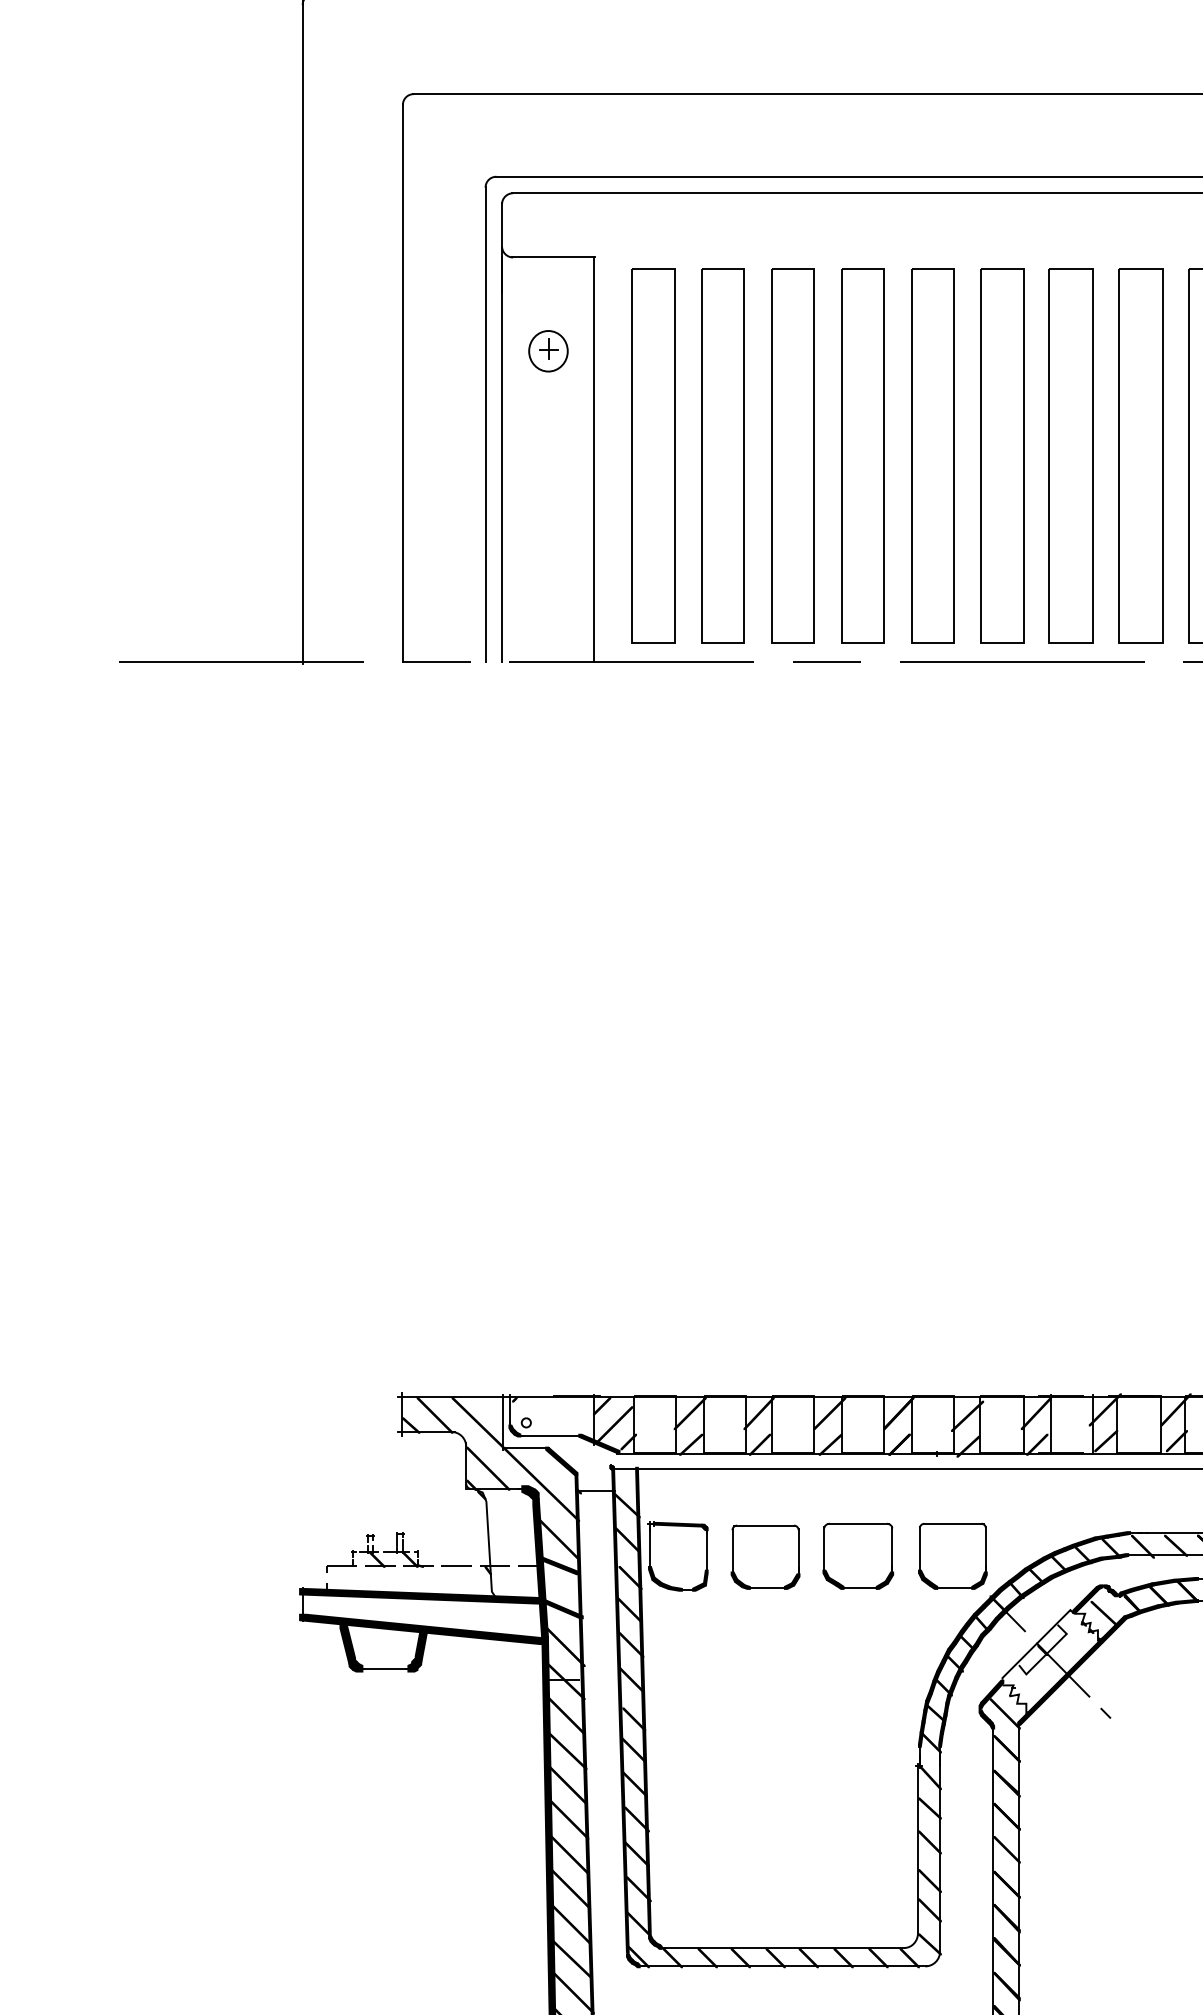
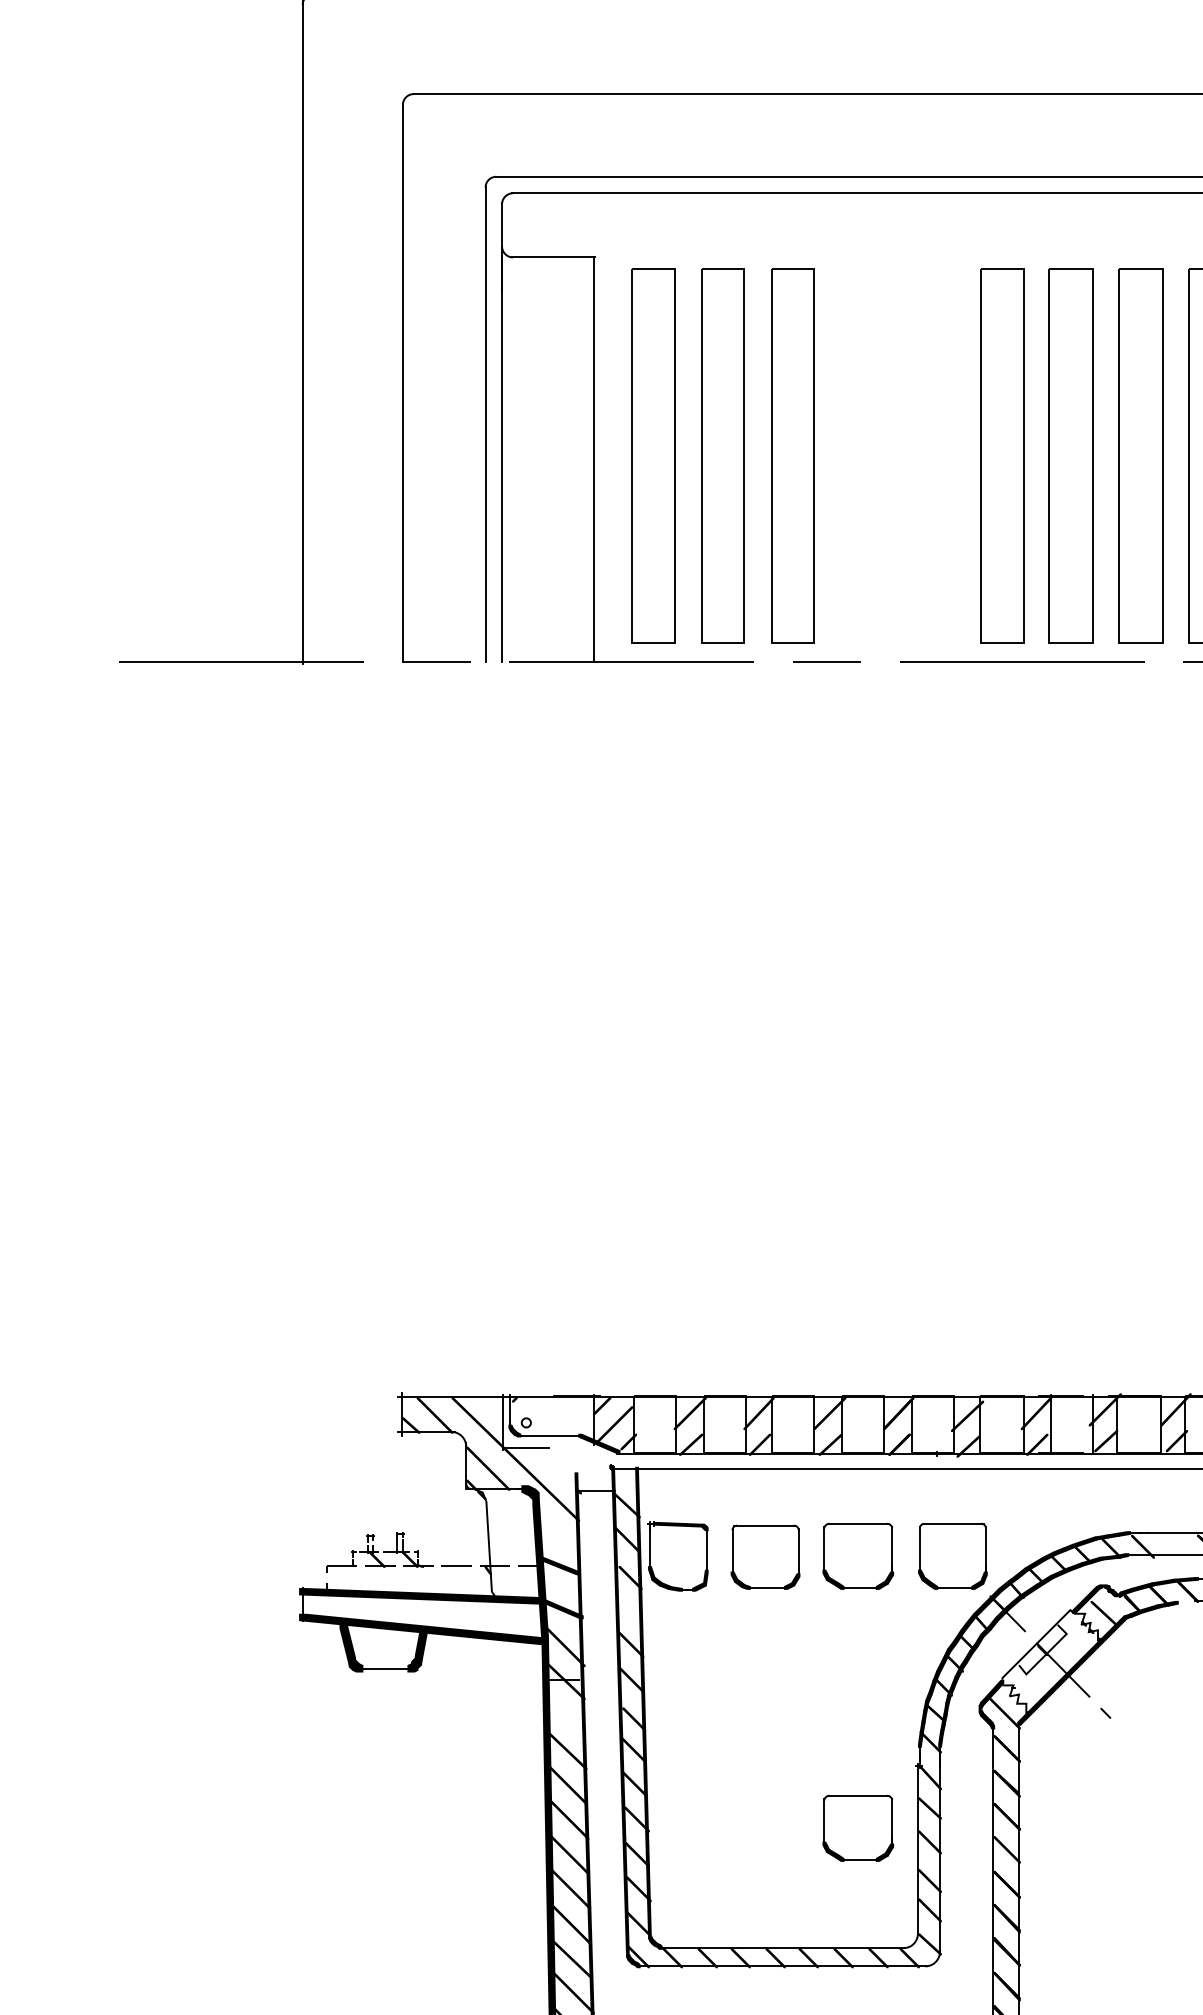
part: present -> none (548, 351)
part: present -> none (862, 455)
part: present -> none (932, 455)
fill: present -> none (561, 1461)
fill: present -> none (558, 1539)
fill: present -> none (1175, 1545)
fill: present -> none (1186, 1601)
fill: present -> none (629, 1609)
fill: present -> none (566, 1715)
part: none -> present (858, 1827)
